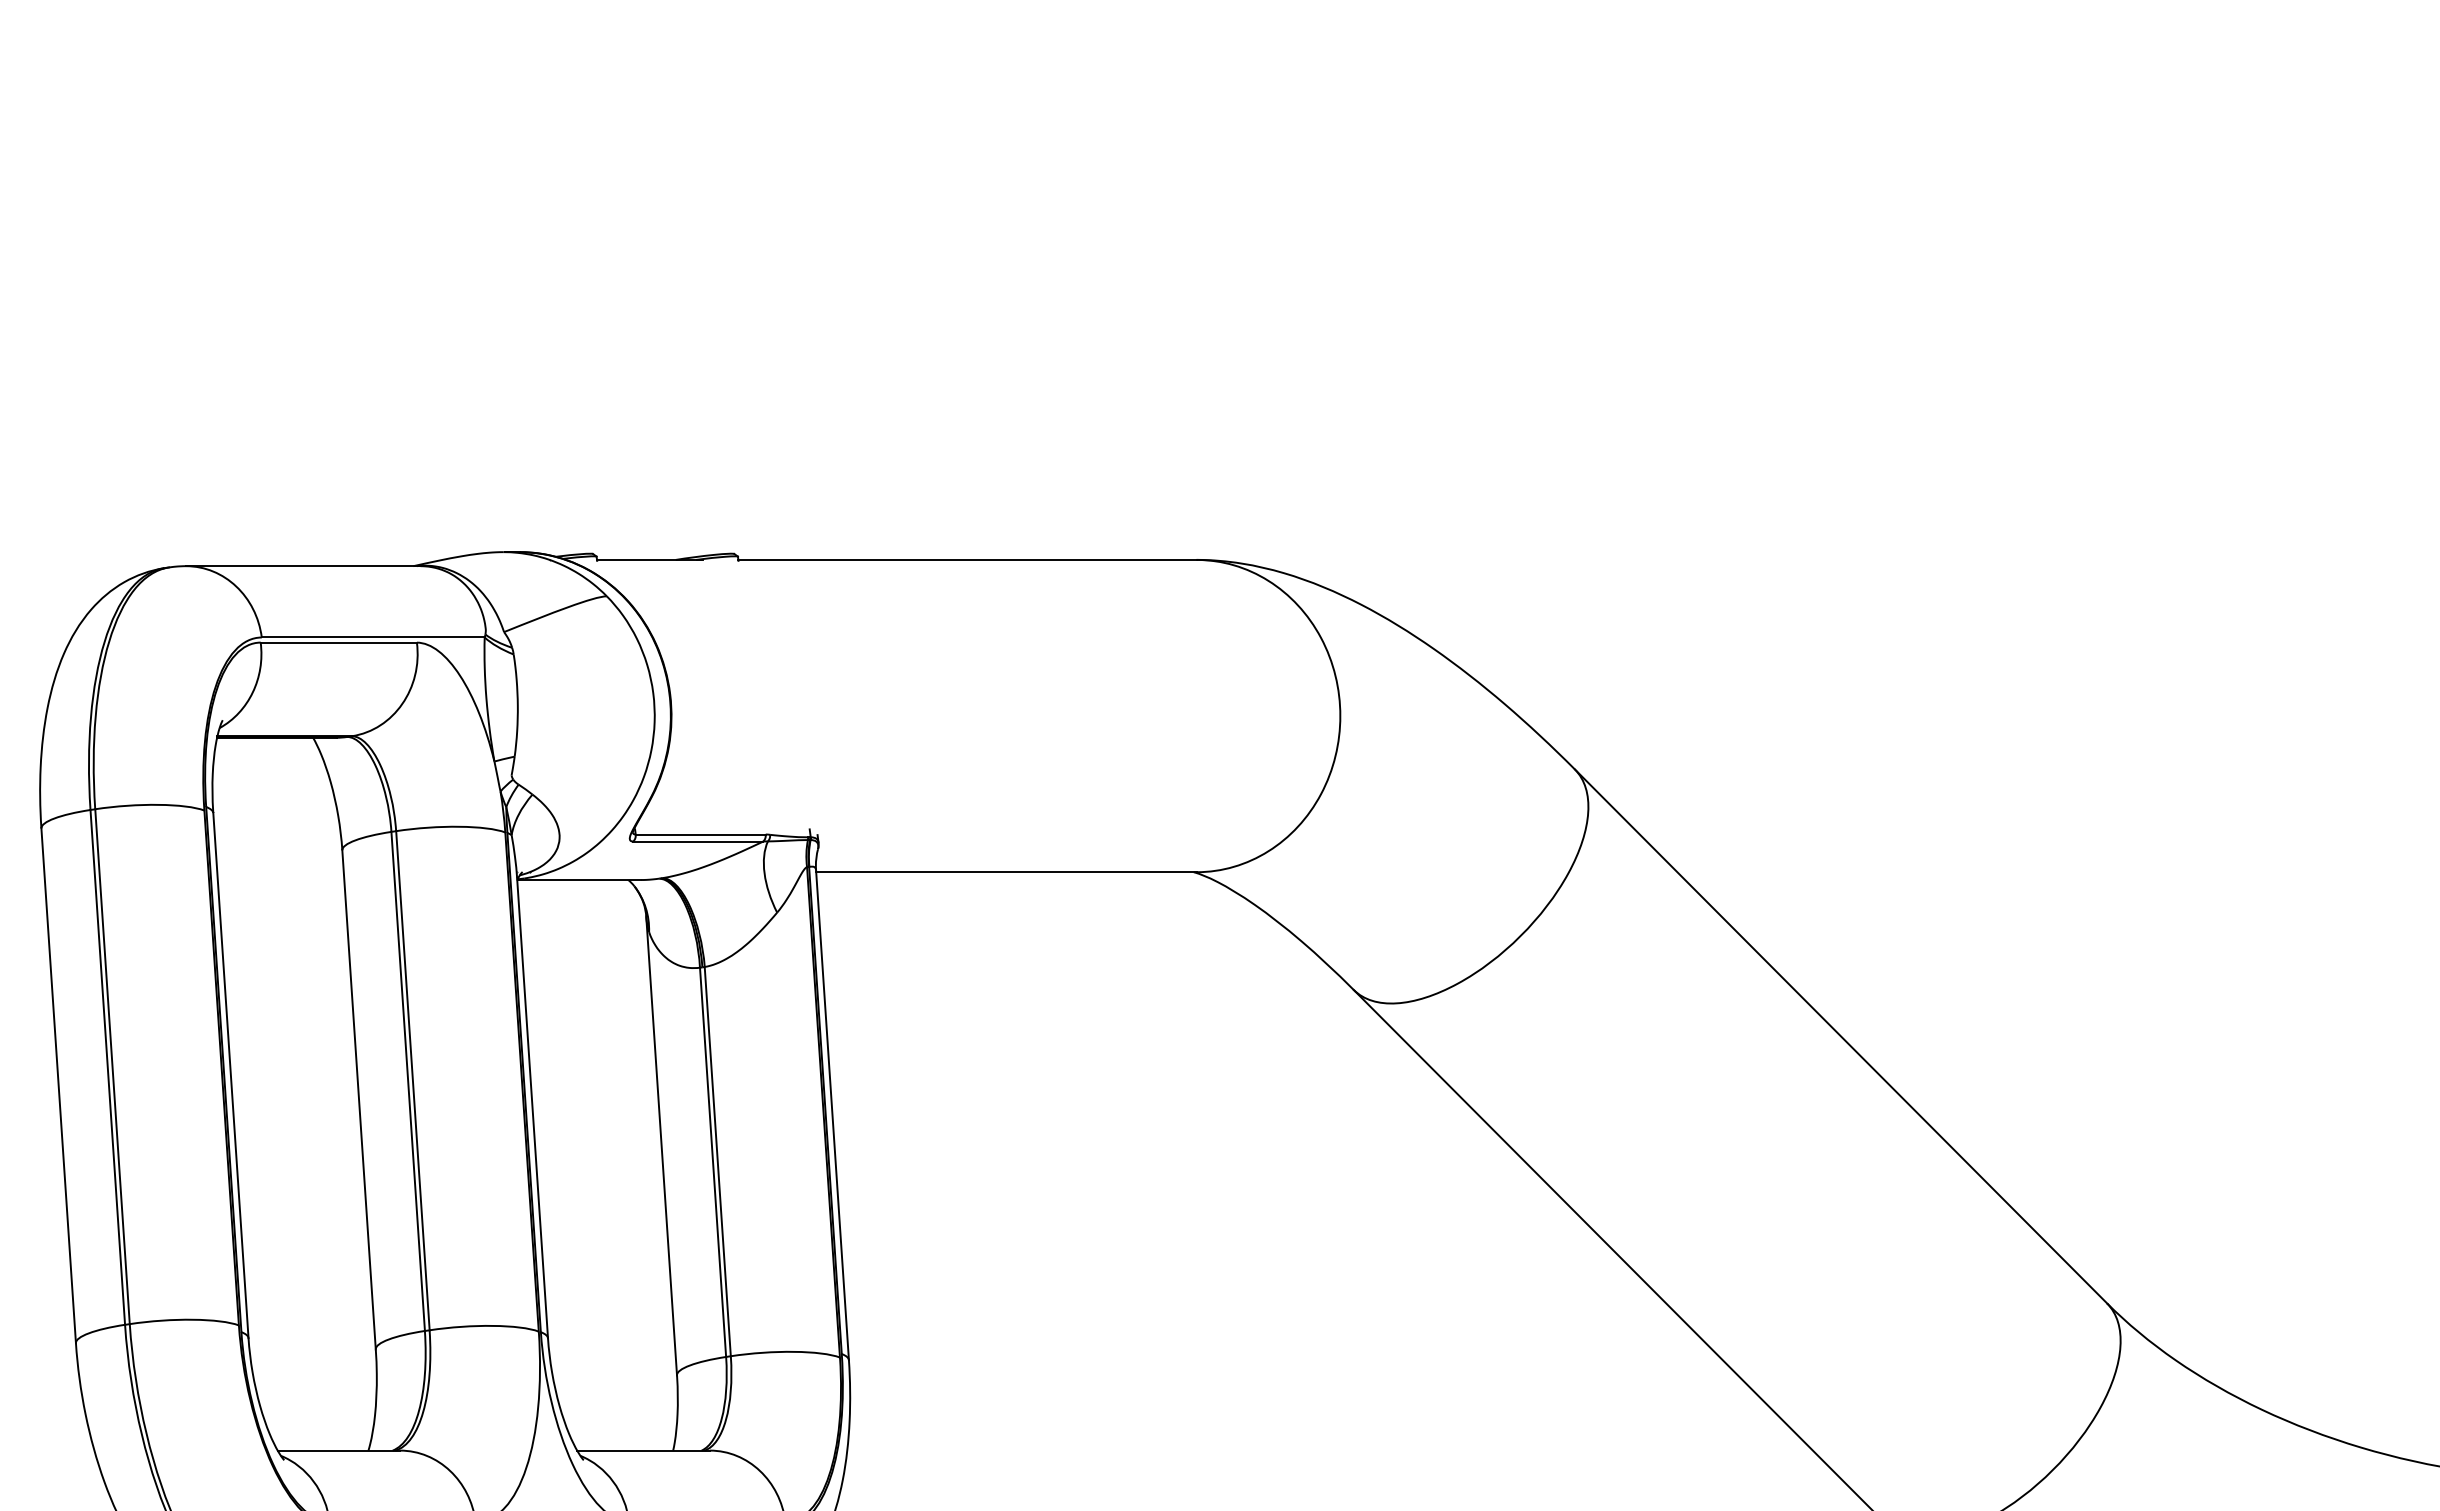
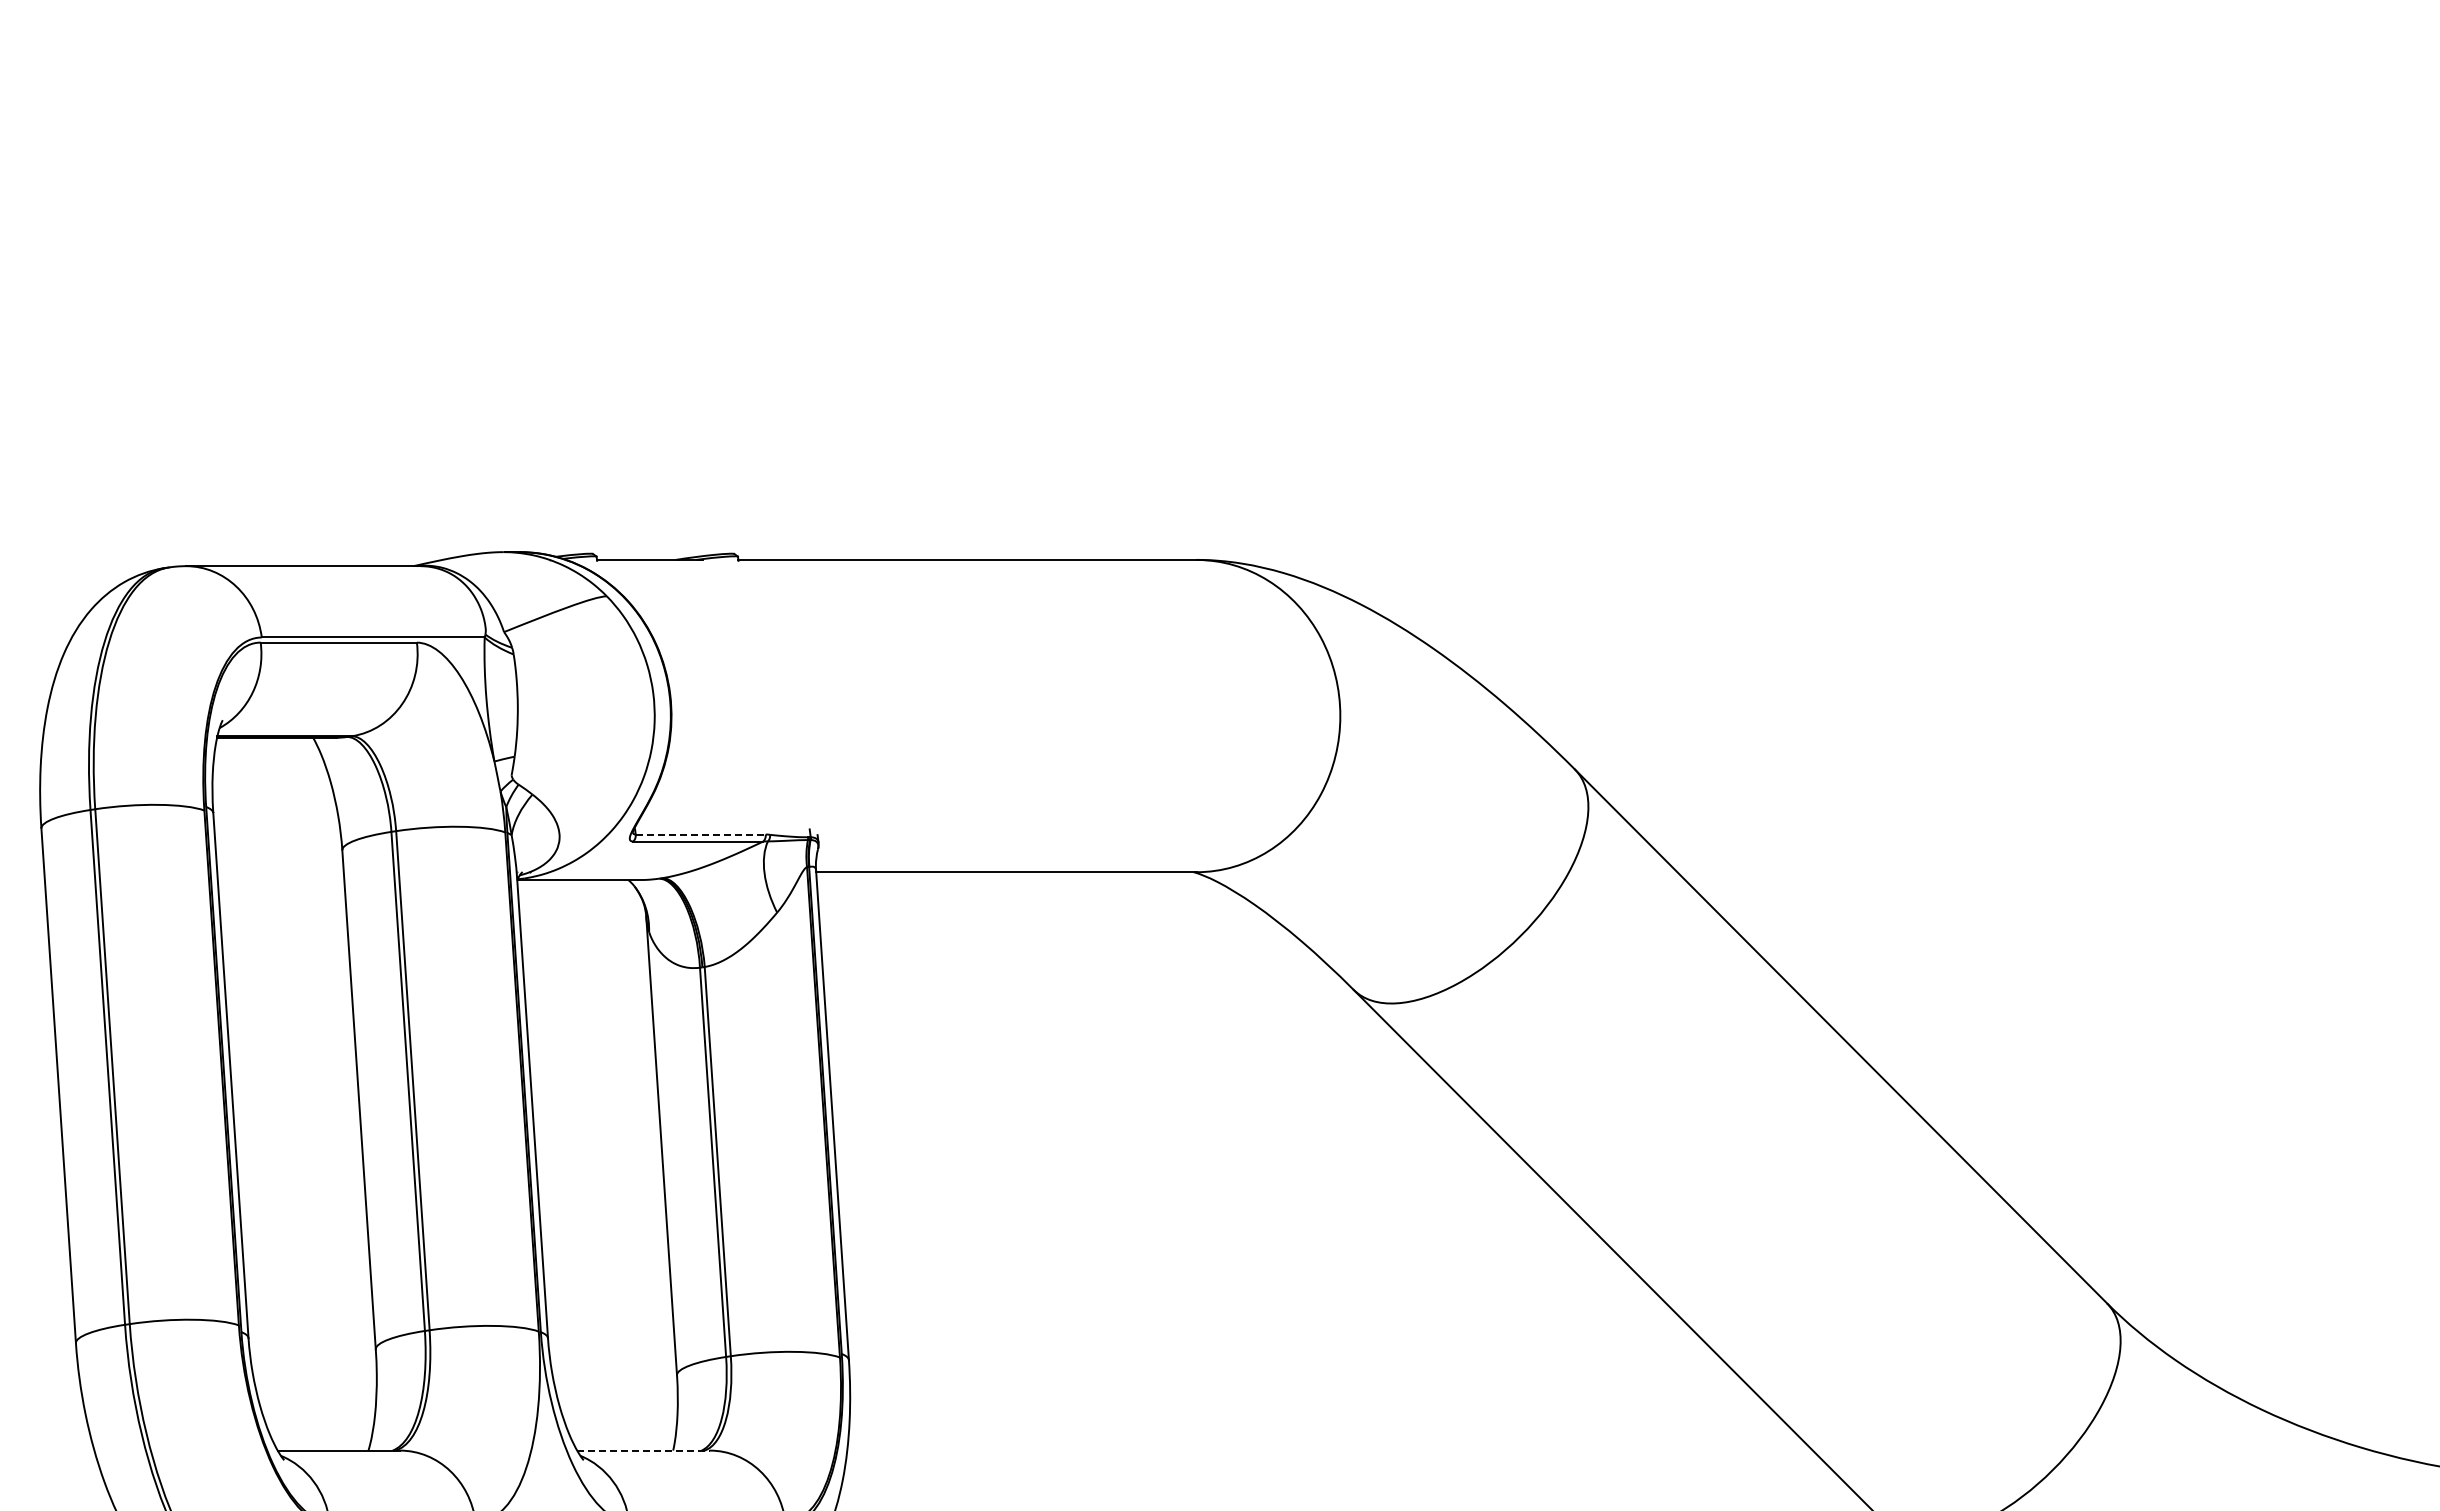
line: solid -> dashed (701, 834)
line: solid -> dashed (644, 1450)
